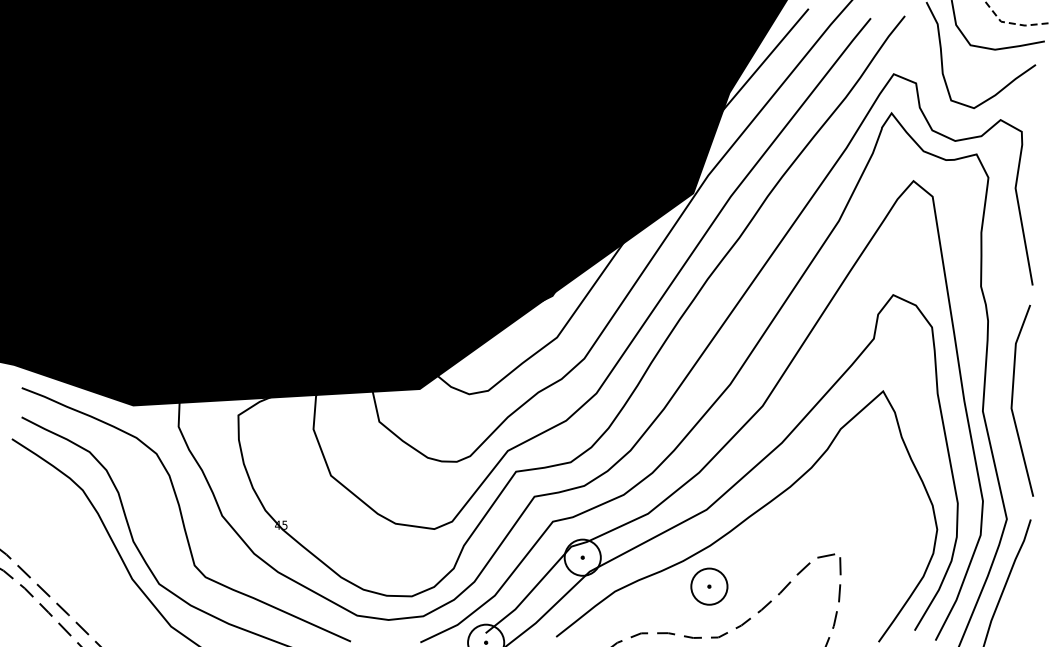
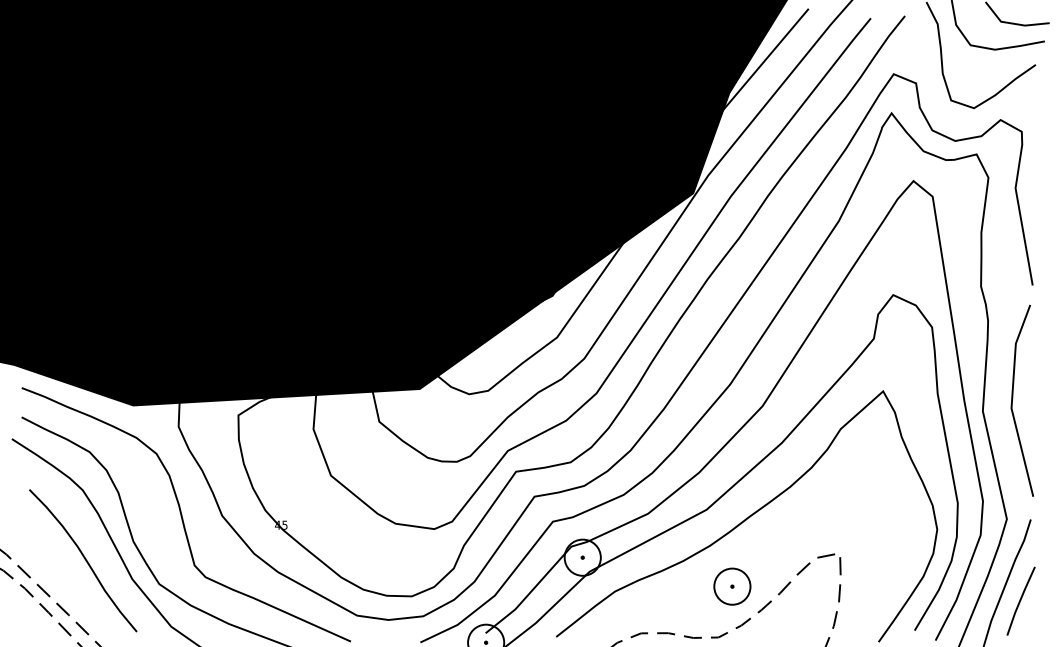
line: dashed -> solid (1012, 23)
curve: none -> present (84, 559)
part position: (709, 586) -> (732, 586) (732, 586)
line: none -> present (1020, 600)
